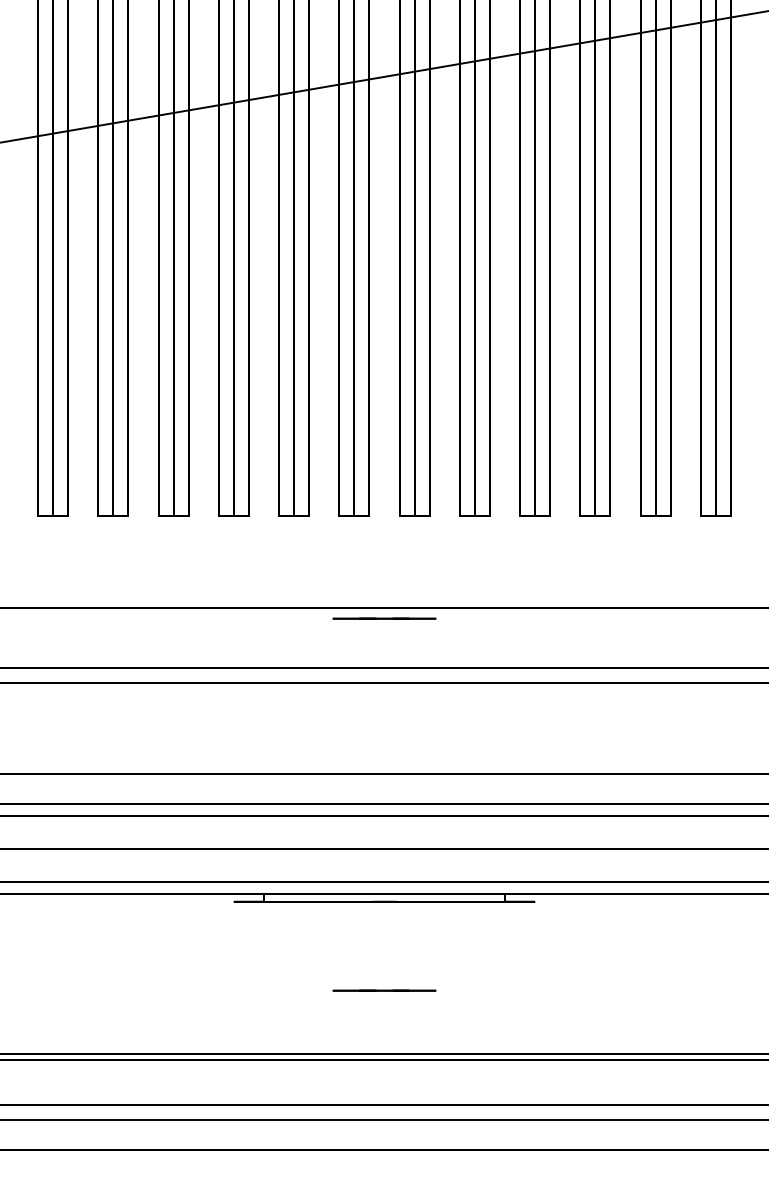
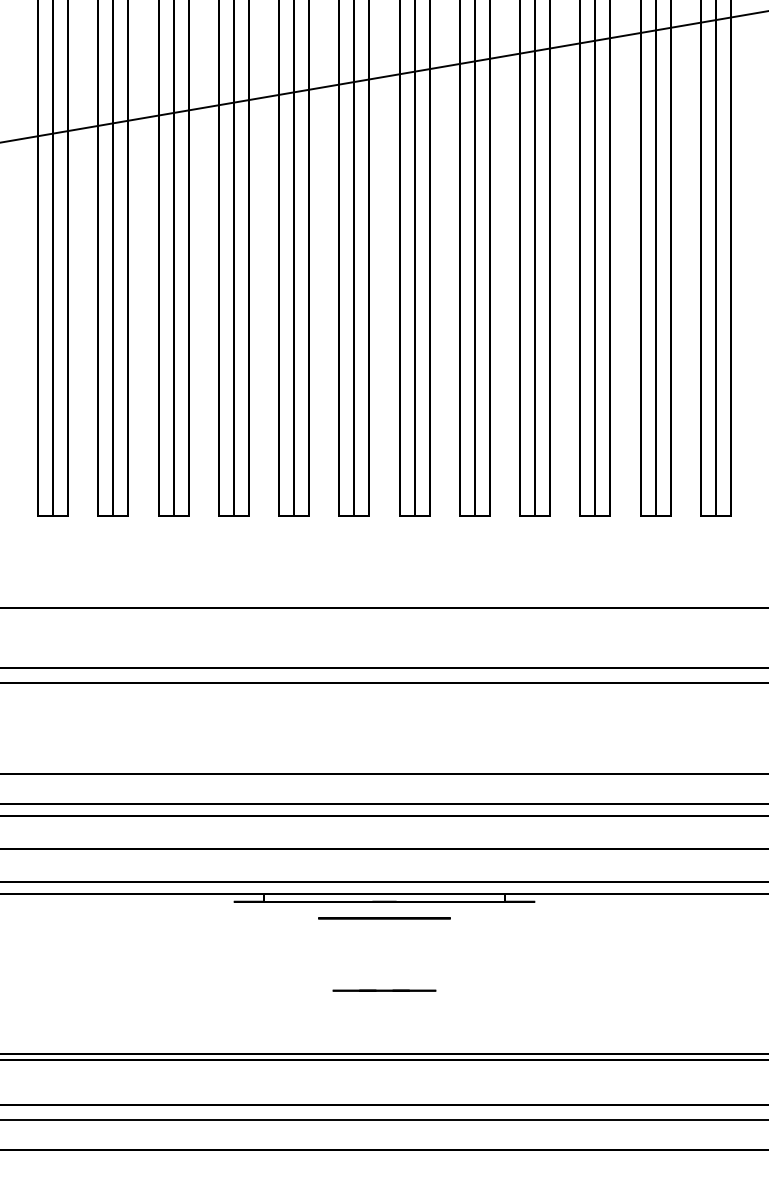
line: present -> none (384, 618)
circle: none -> present (384, 918)
